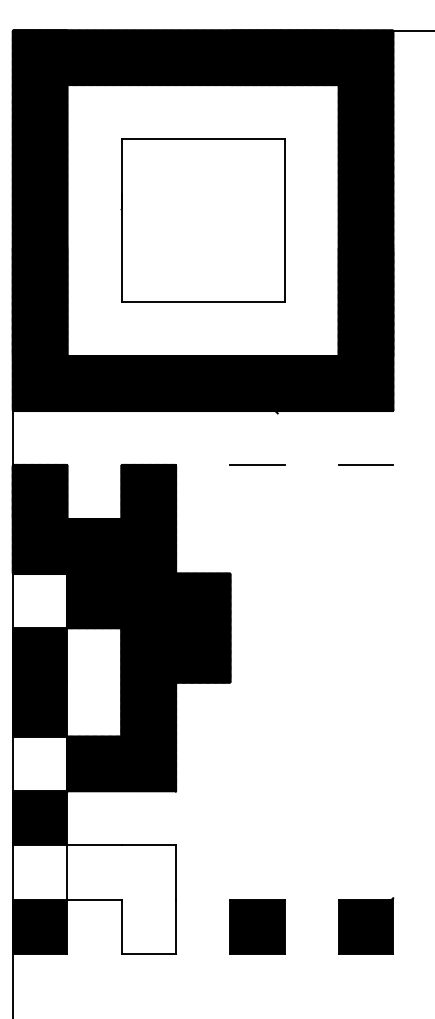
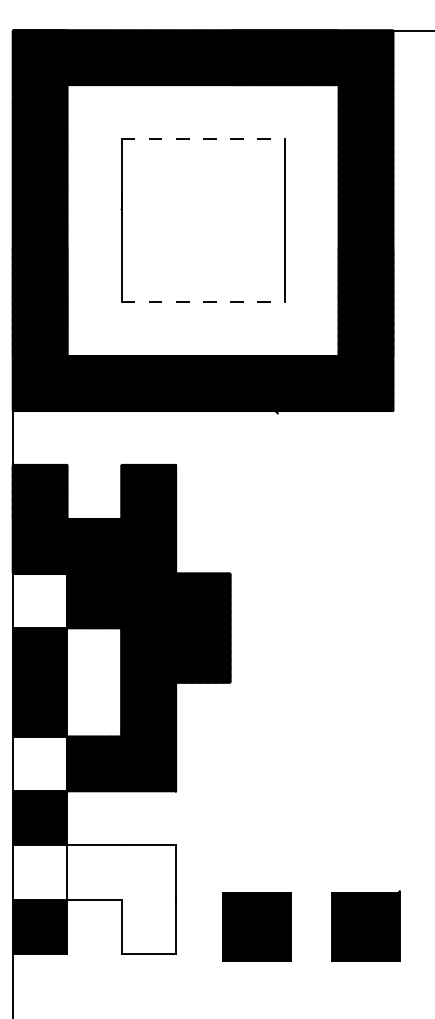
line: solid -> dashed (203, 139)
line: solid -> dashed (203, 302)
line: present -> none (257, 465)
line: present -> none (365, 465)
part size: 57x58 px -> 70x72 px (365, 925)
part size: 57x56 px -> 70x70 px (256, 926)
